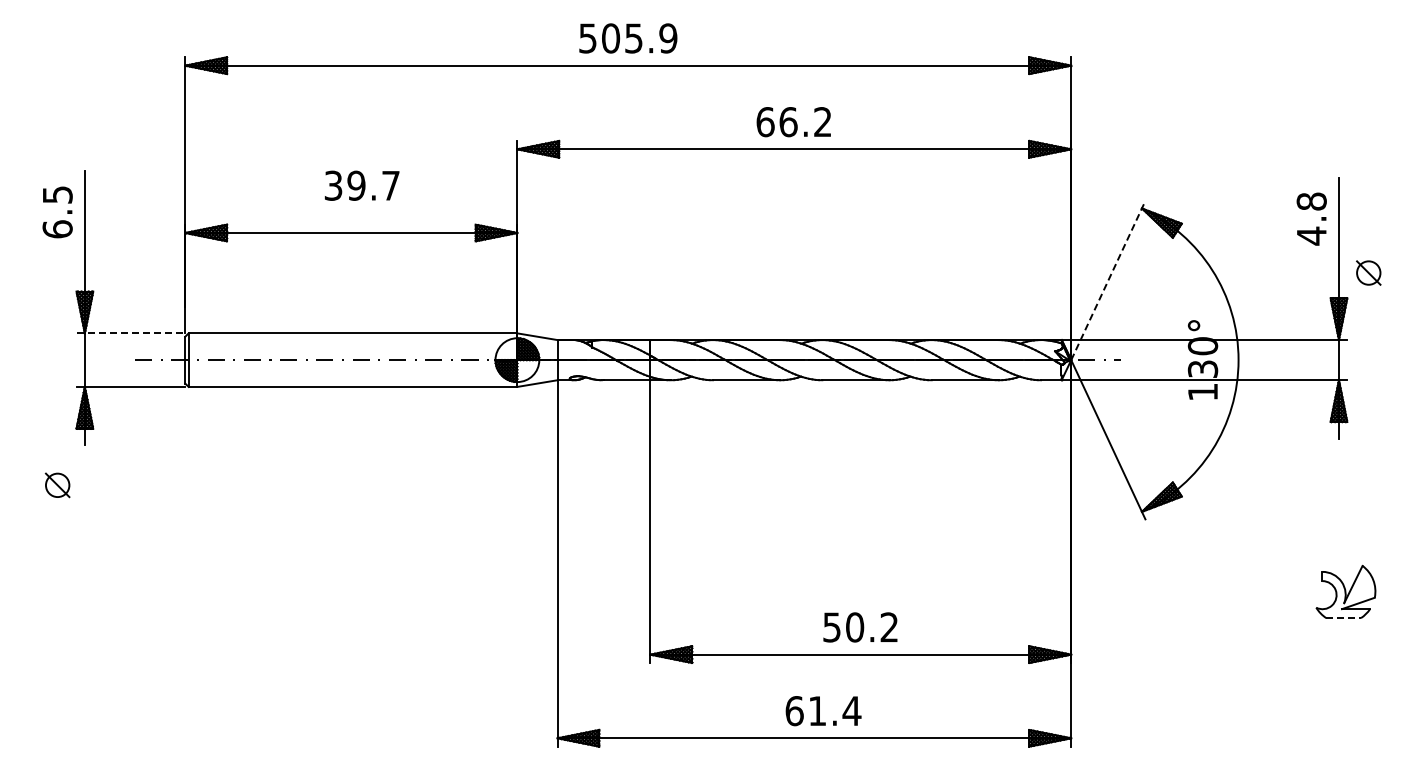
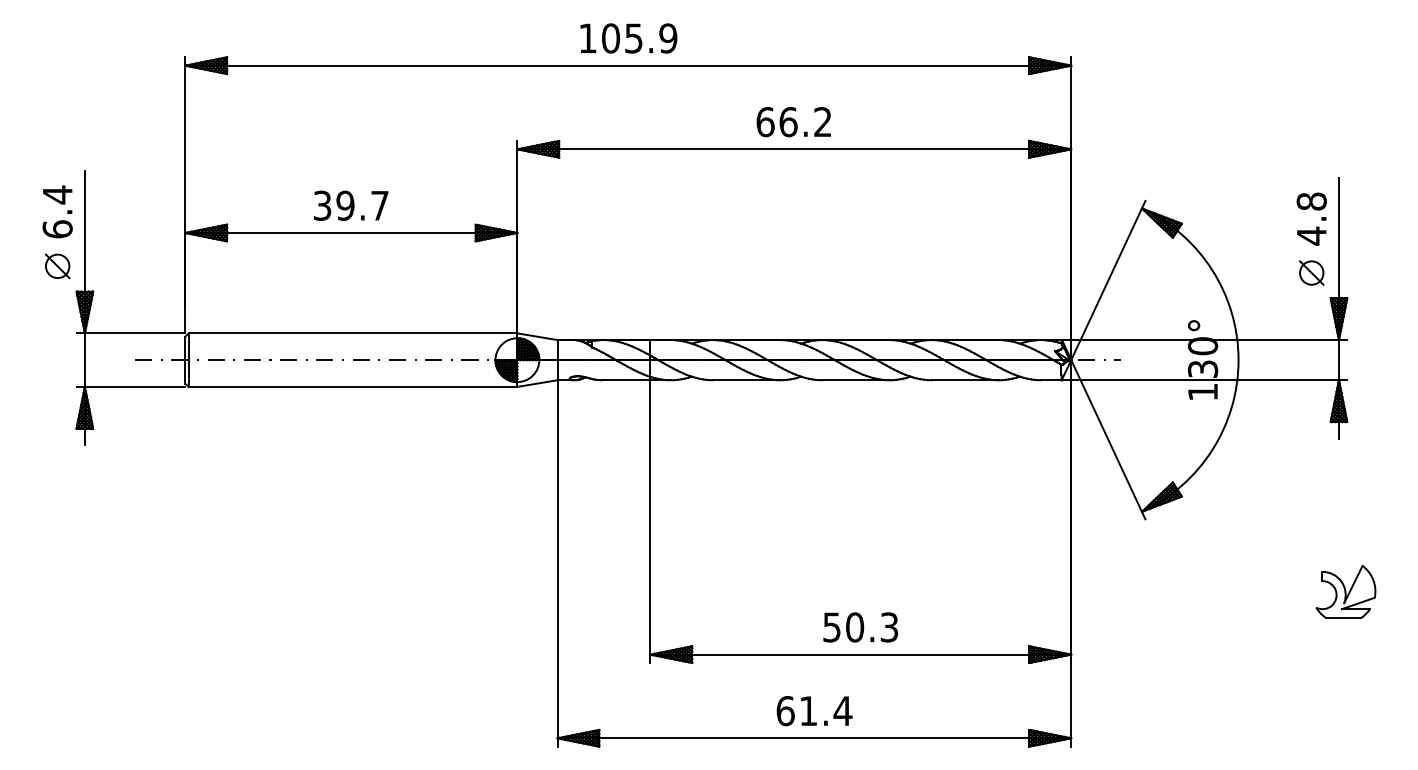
text: 505.9 -> 105.9 (587, 38)
text position: (362, 185) -> (351, 205) (351, 205)
text: 6.5 -> 6.4 (57, 194)
part position: (1368, 272) -> (1311, 272) (1311, 272)
line: dashed -> solid (1108, 280)
line: dashed -> solid (131, 333)
part position: (57, 485) -> (57, 266) (57, 266)
line: dashed -> solid (1344, 618)
text: 50.2 -> 50.3 (889, 627)
text position: (823, 711) -> (814, 711) (814, 711)
